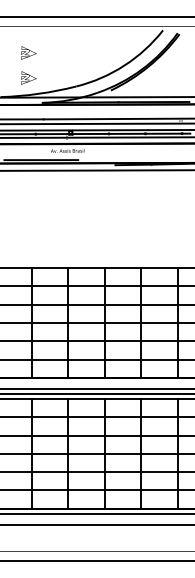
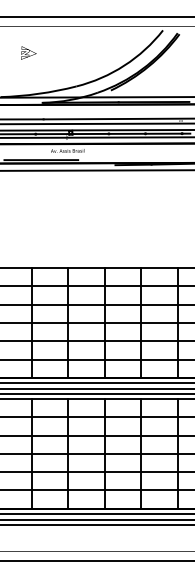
part: present -> none (28, 77)
line: none -> present (96, 383)
line: none -> present (96, 519)
